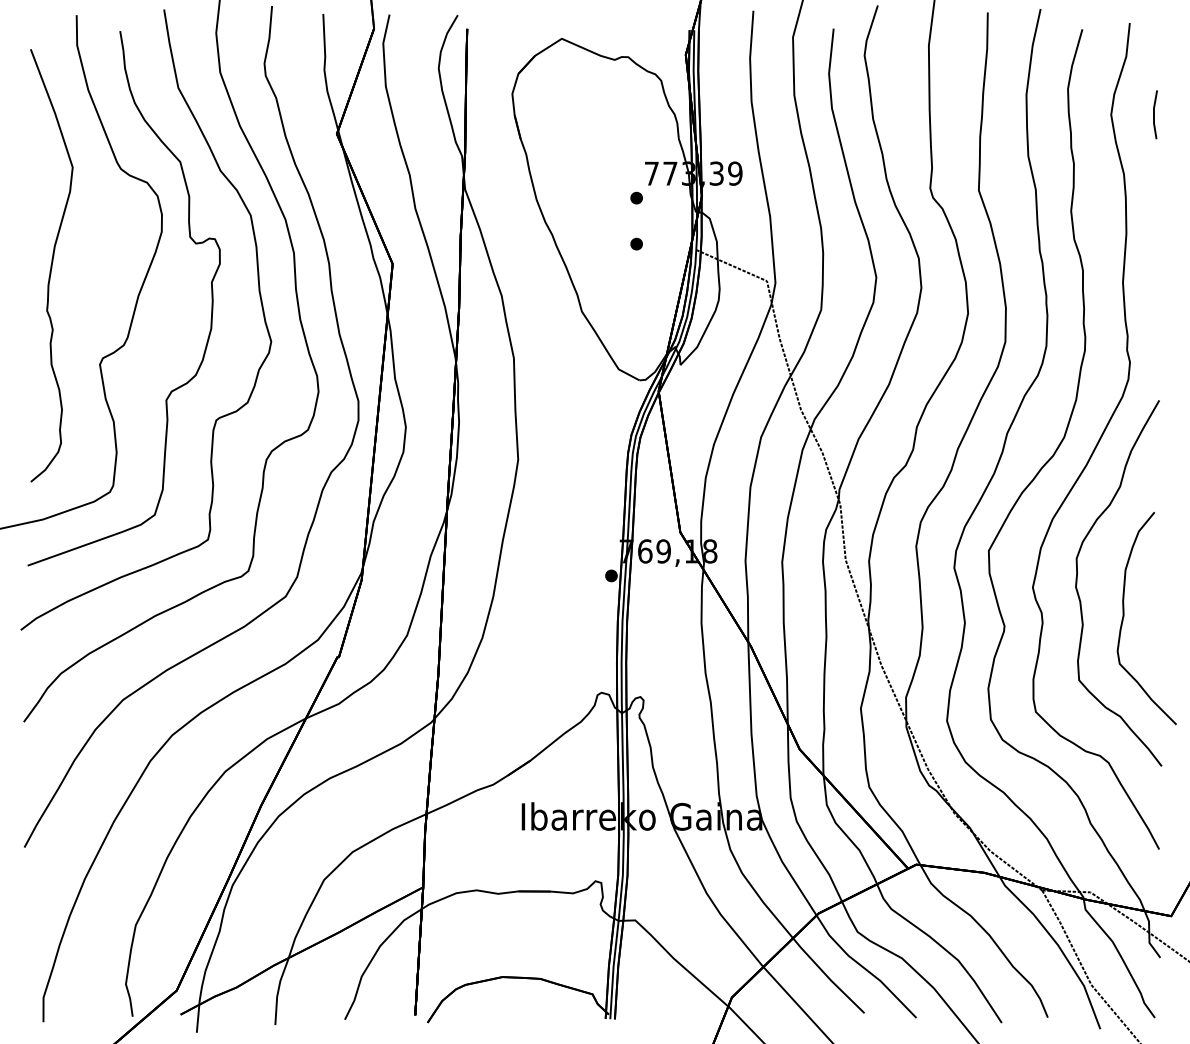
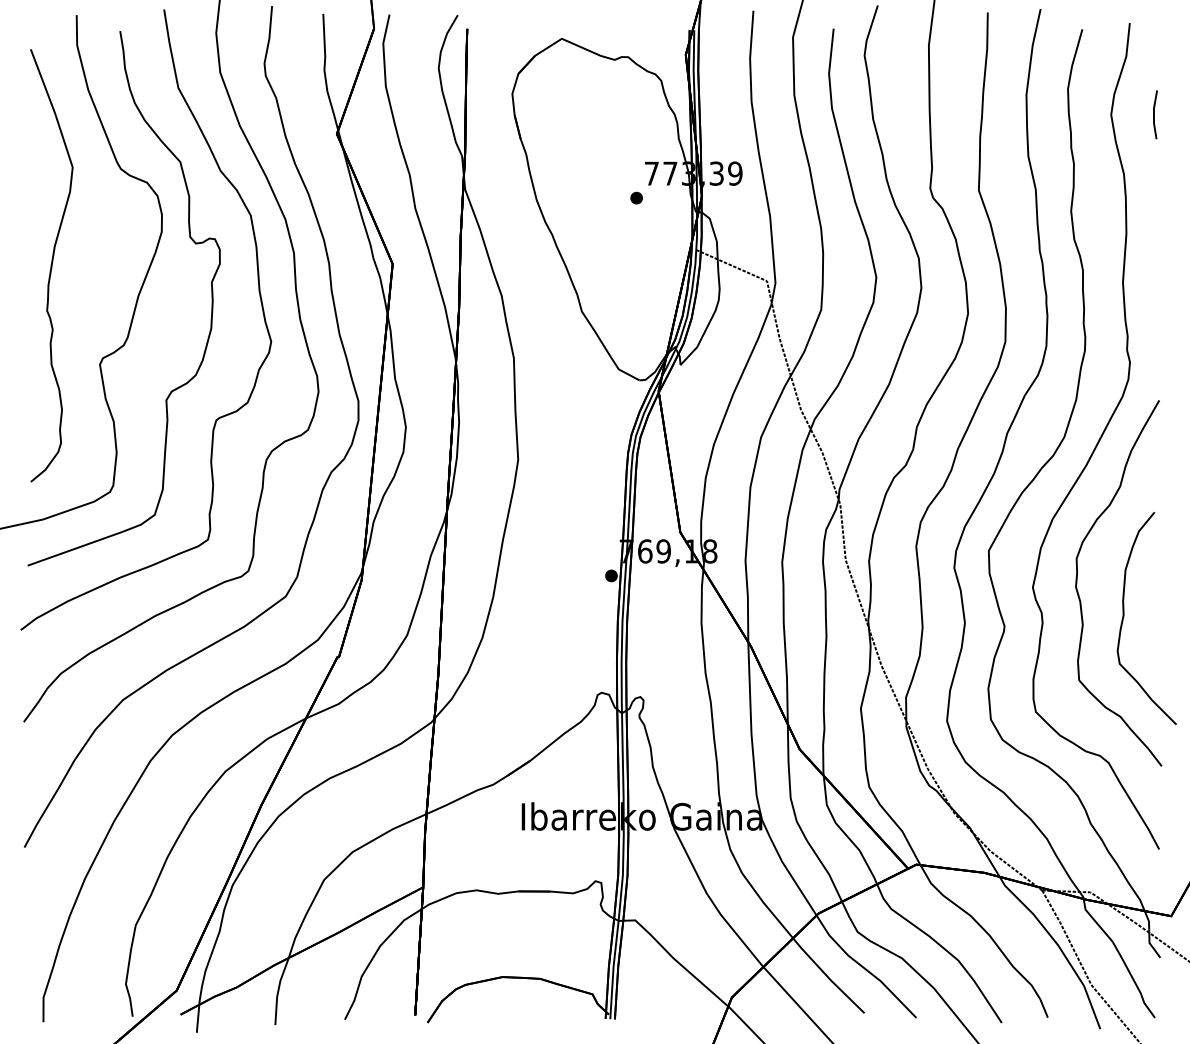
part: present -> none (636, 243)
